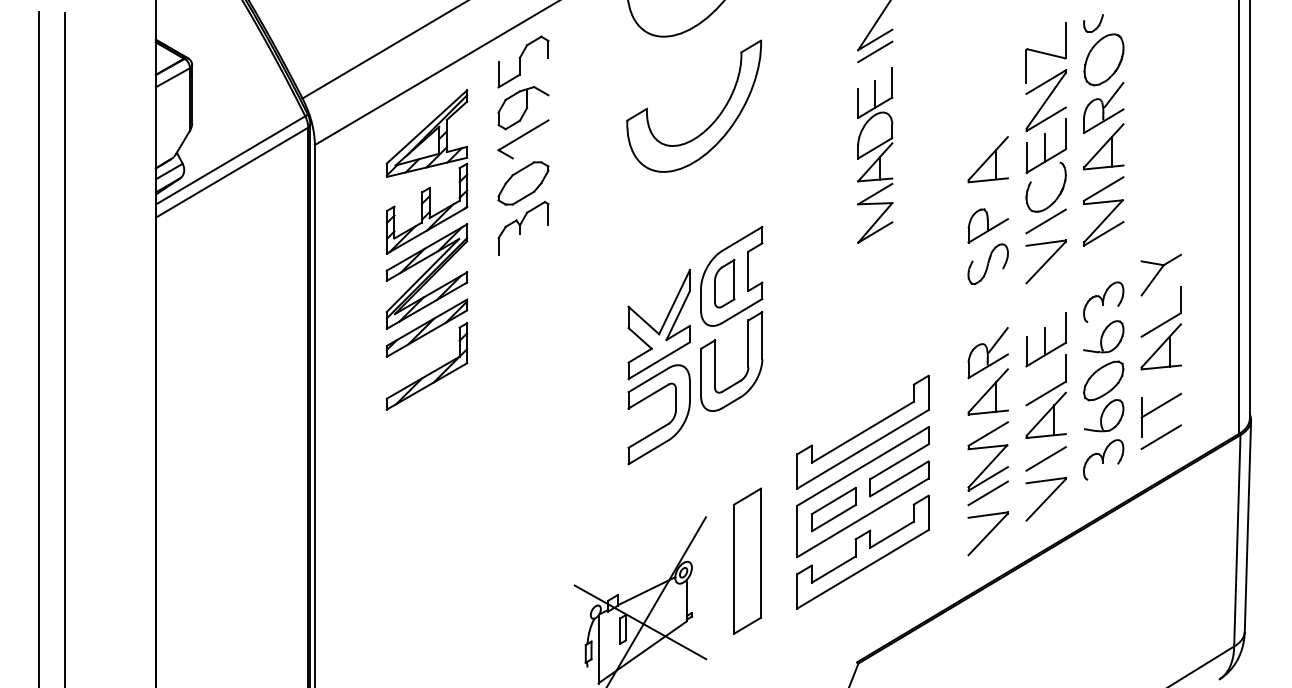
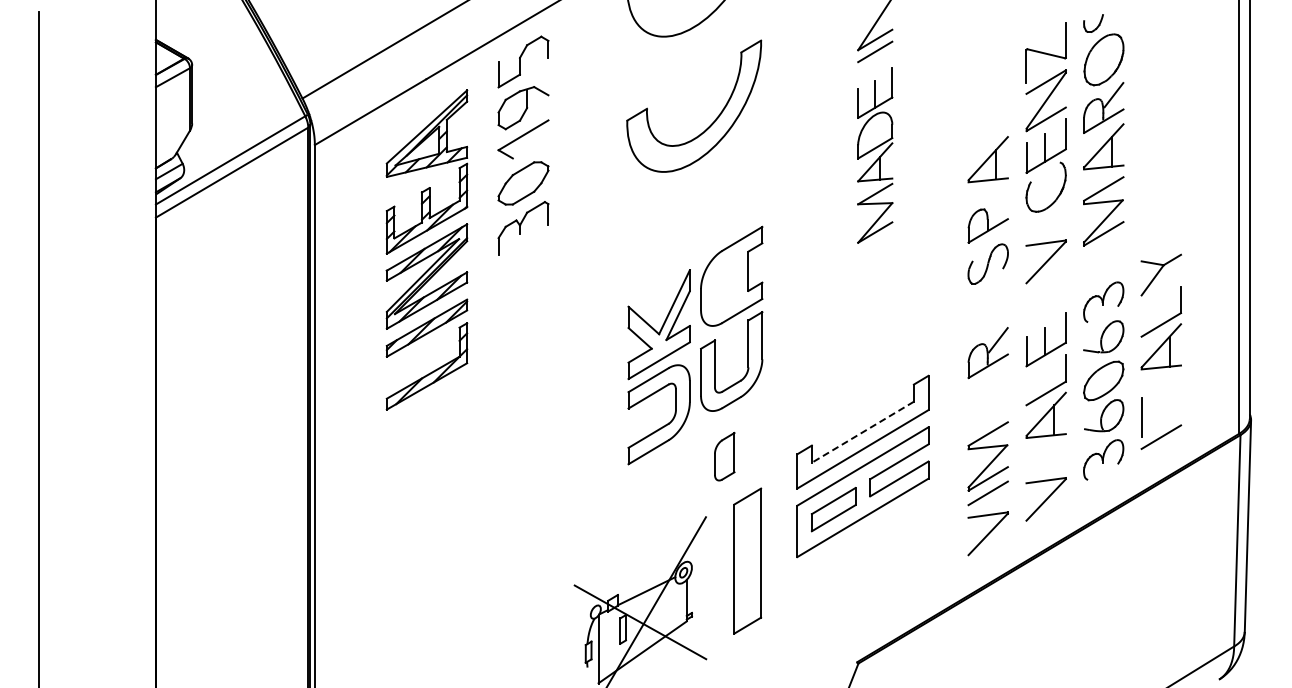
line: present -> none (1045, 221)
part position: (724, 283) -> (724, 456) (724, 456)
line: present -> none (65, 348)
part: present -> none (987, 391)
line: present -> none (1161, 405)
line: solid -> dashed (862, 432)
line: present -> none (1045, 458)
part: present -> none (862, 551)
